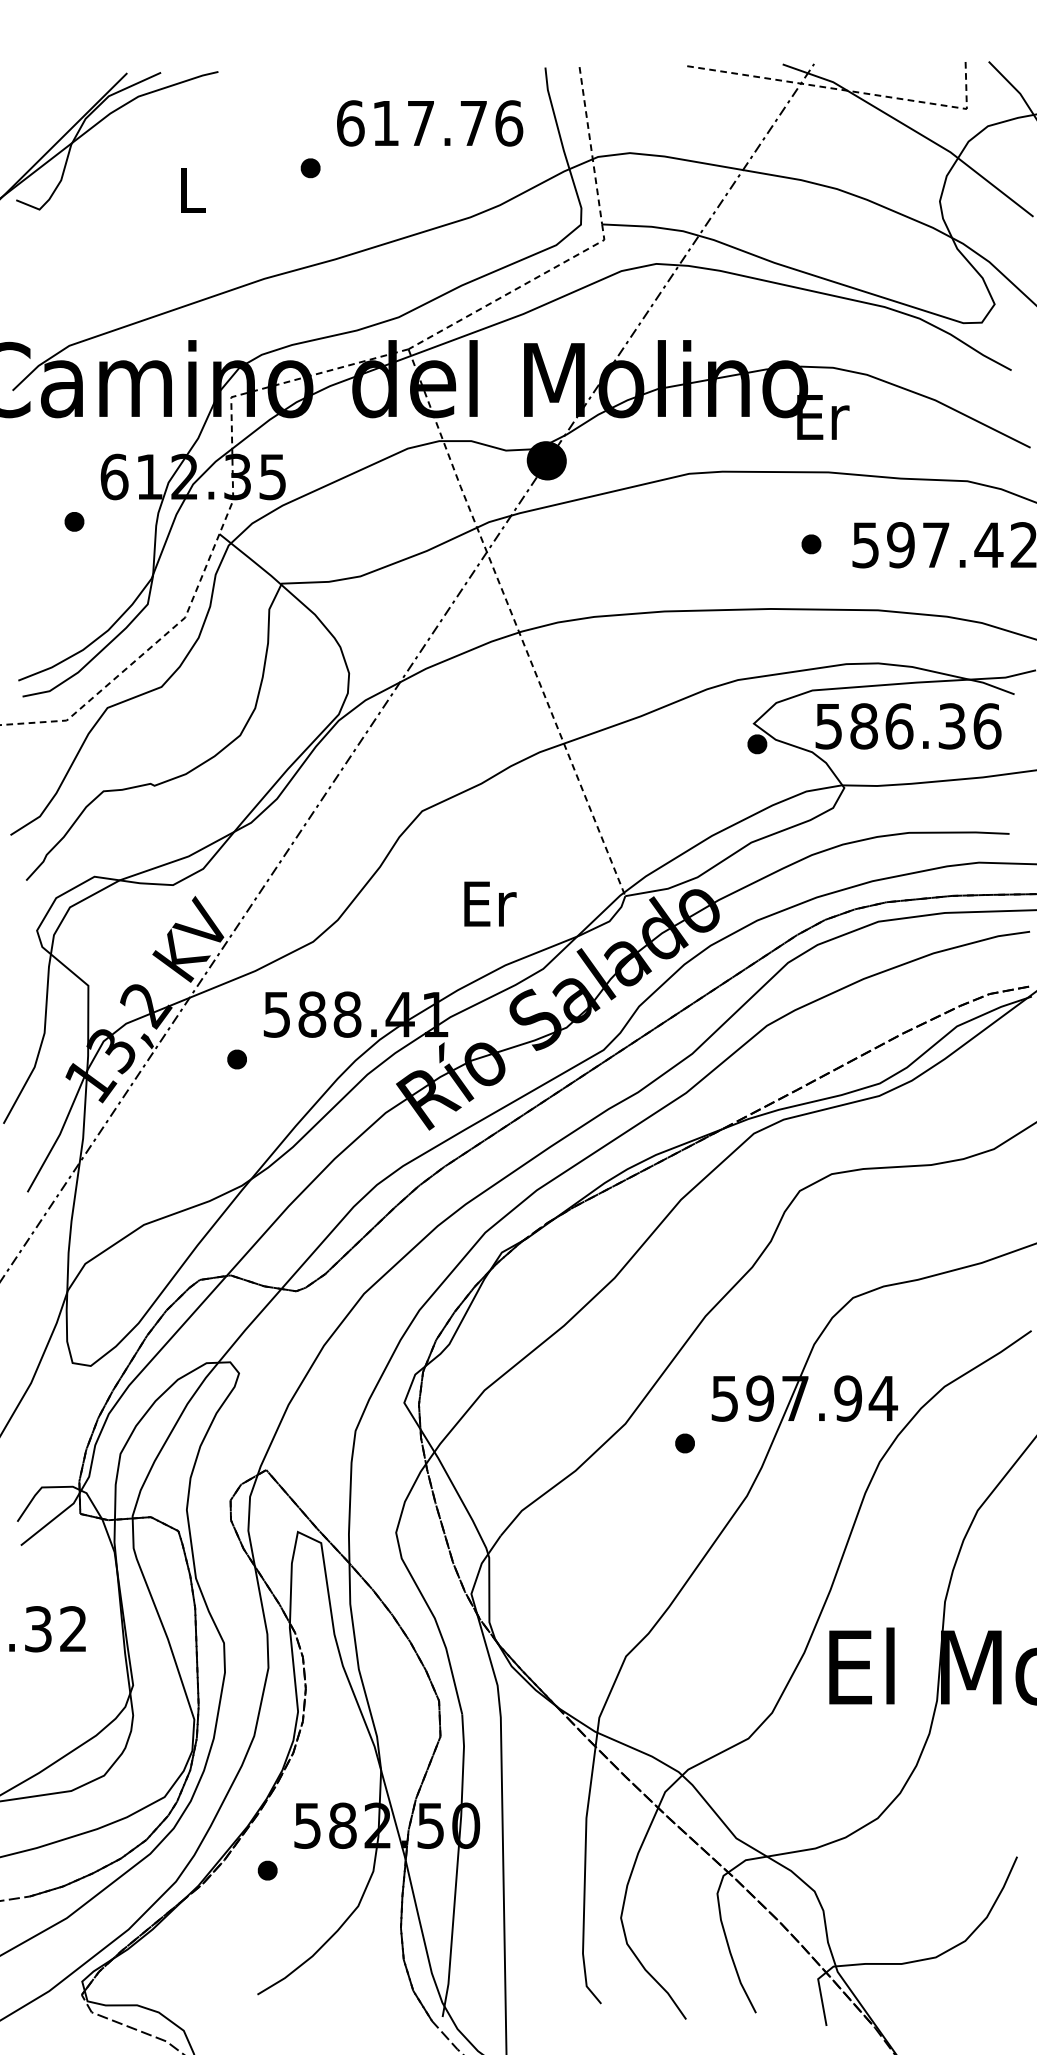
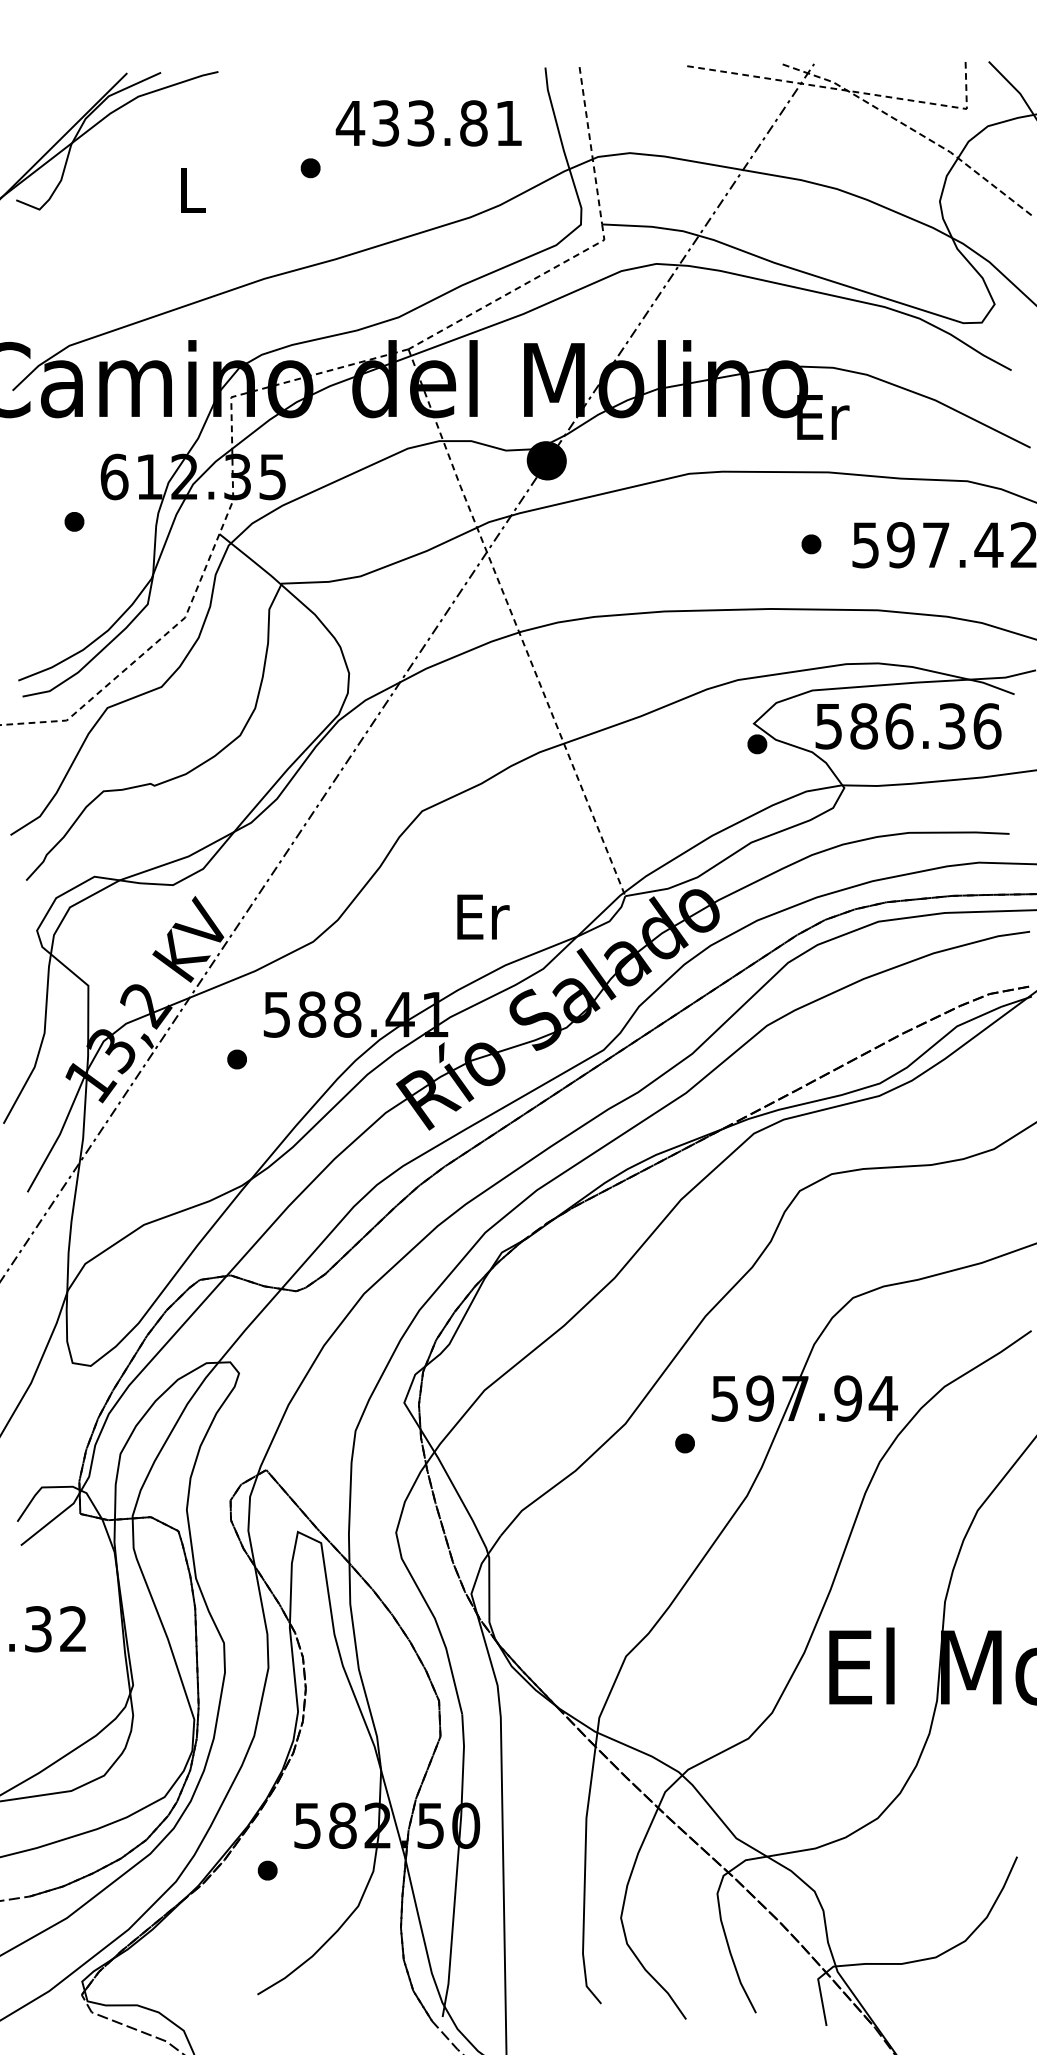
text: 617.76 -> 433.81 (429, 123)
line: solid -> dashed (914, 130)
text position: (490, 903) -> (483, 916) (483, 916)
